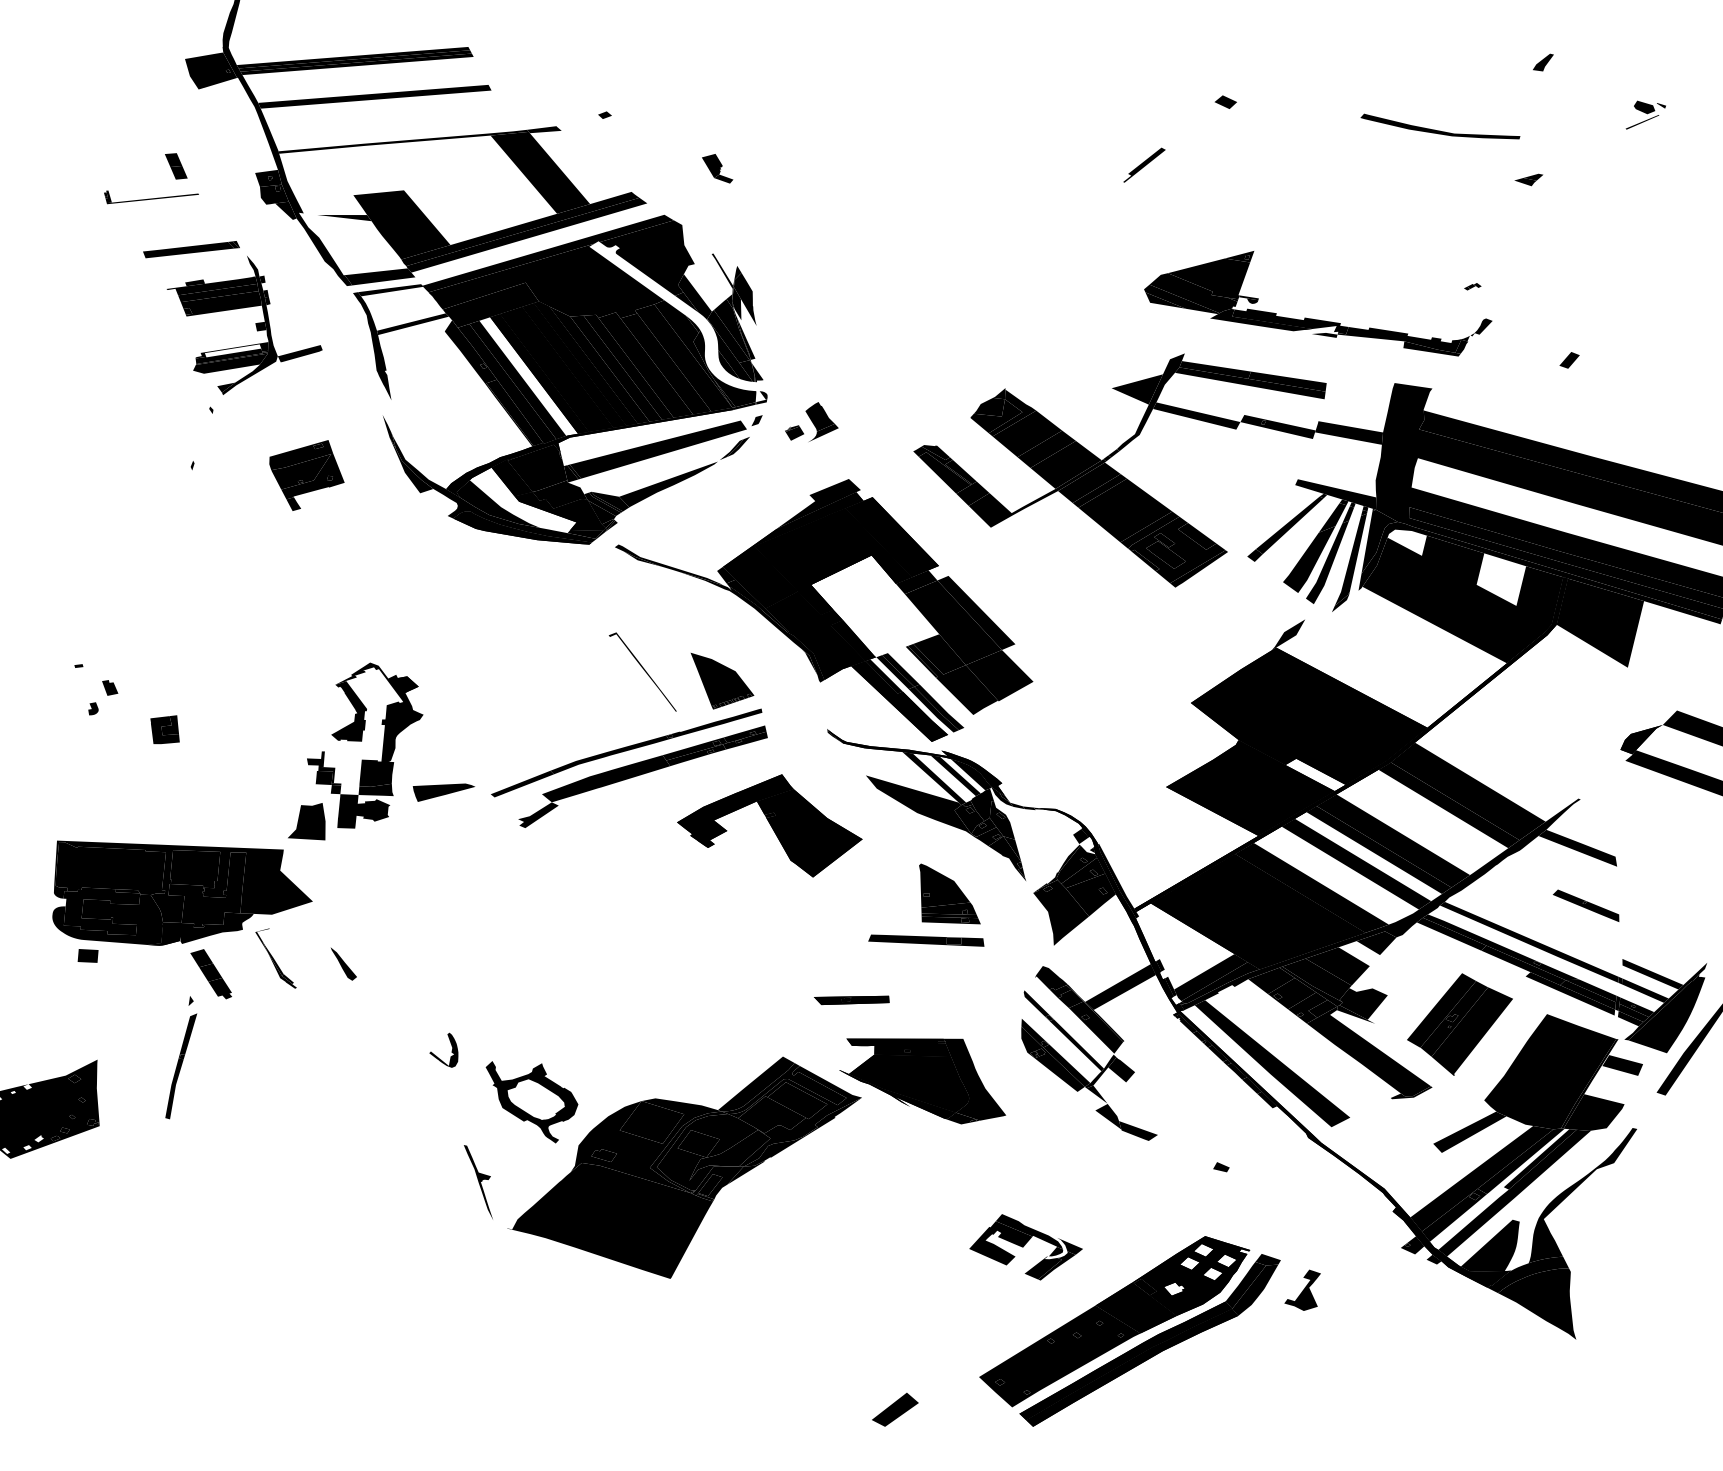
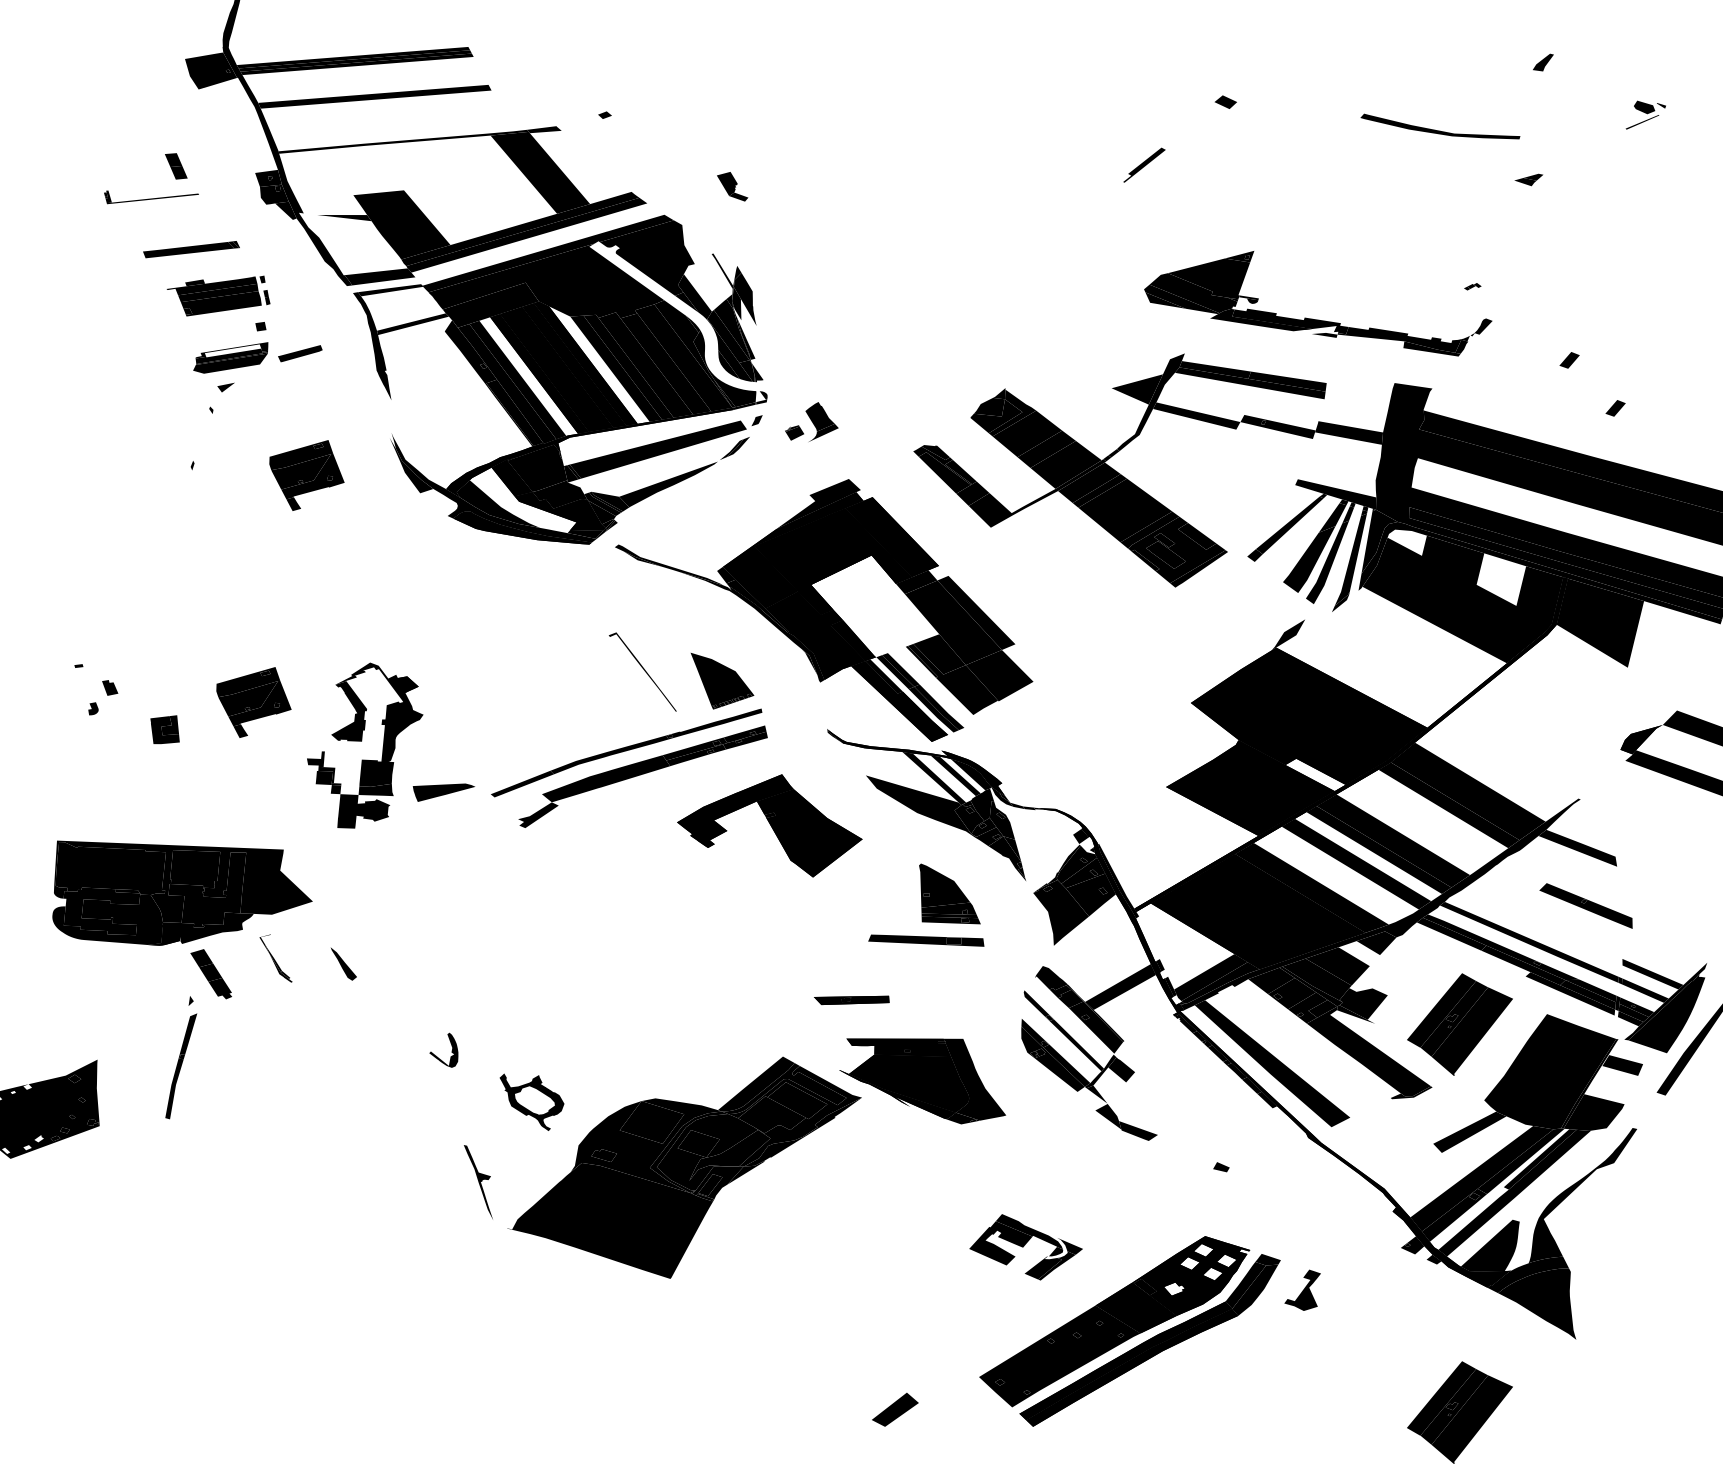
part position: (717, 168) -> (732, 186) (732, 186)
fill: present -> none (249, 325)
fill: present -> none (599, 364)
part: none -> present (1615, 408)
fill: present -> none (388, 431)
part: none -> present (253, 702)
part: present -> none (306, 821)
part size: 68x33 px -> 94x46 px (1585, 905)
fill: present -> none (87, 955)
part size: 42x61 px -> 34x49 px (275, 958)
part size: 94x83 px -> 66x58 px (531, 1101)
part: none -> present (1459, 1412)
